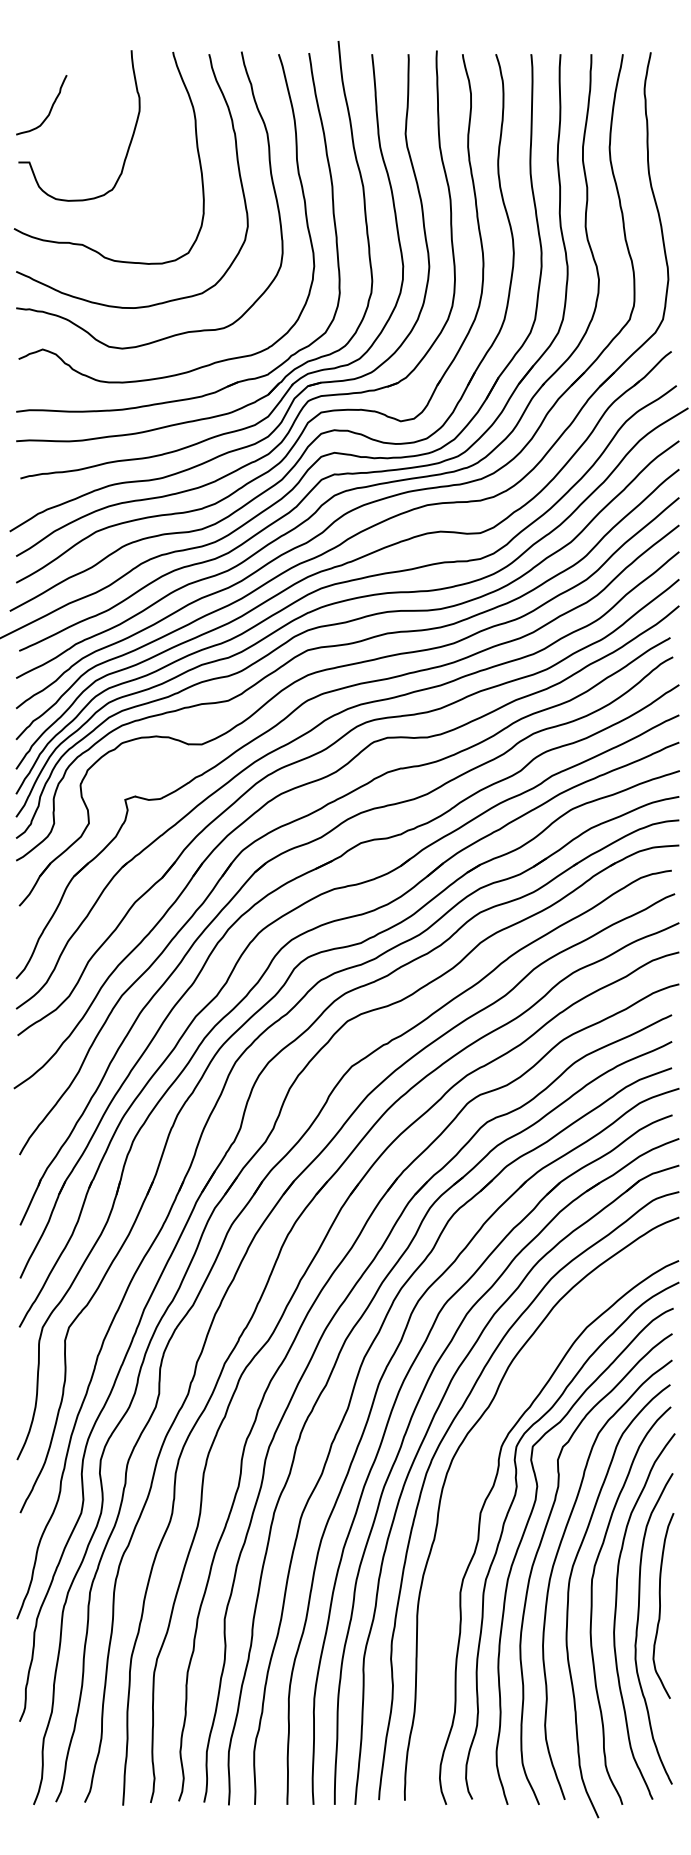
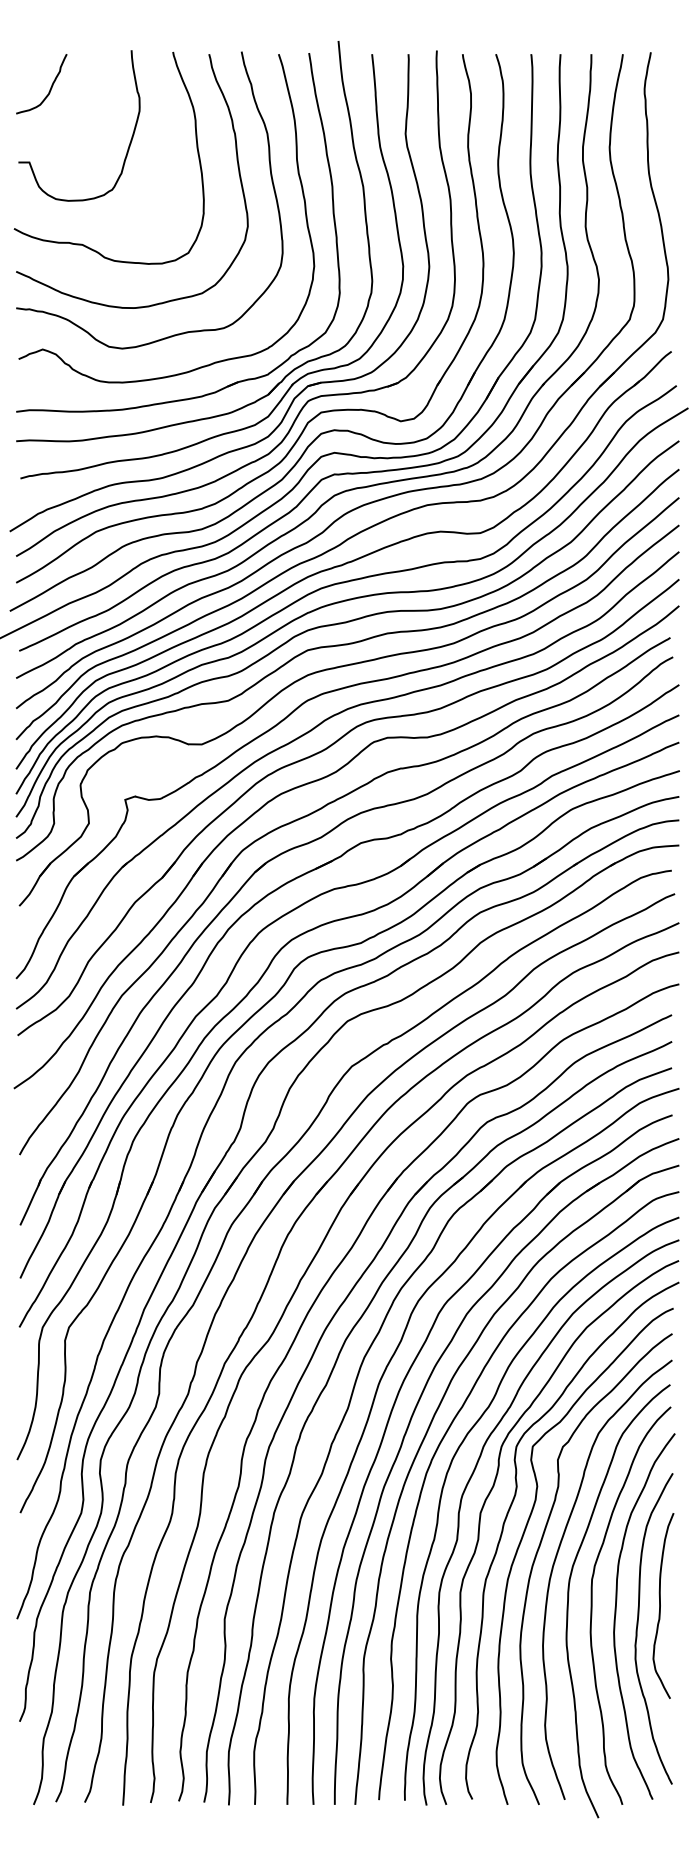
curve position: (49, 110) -> (49, 89) (49, 89)
curve: none -> present (469, 1482)
